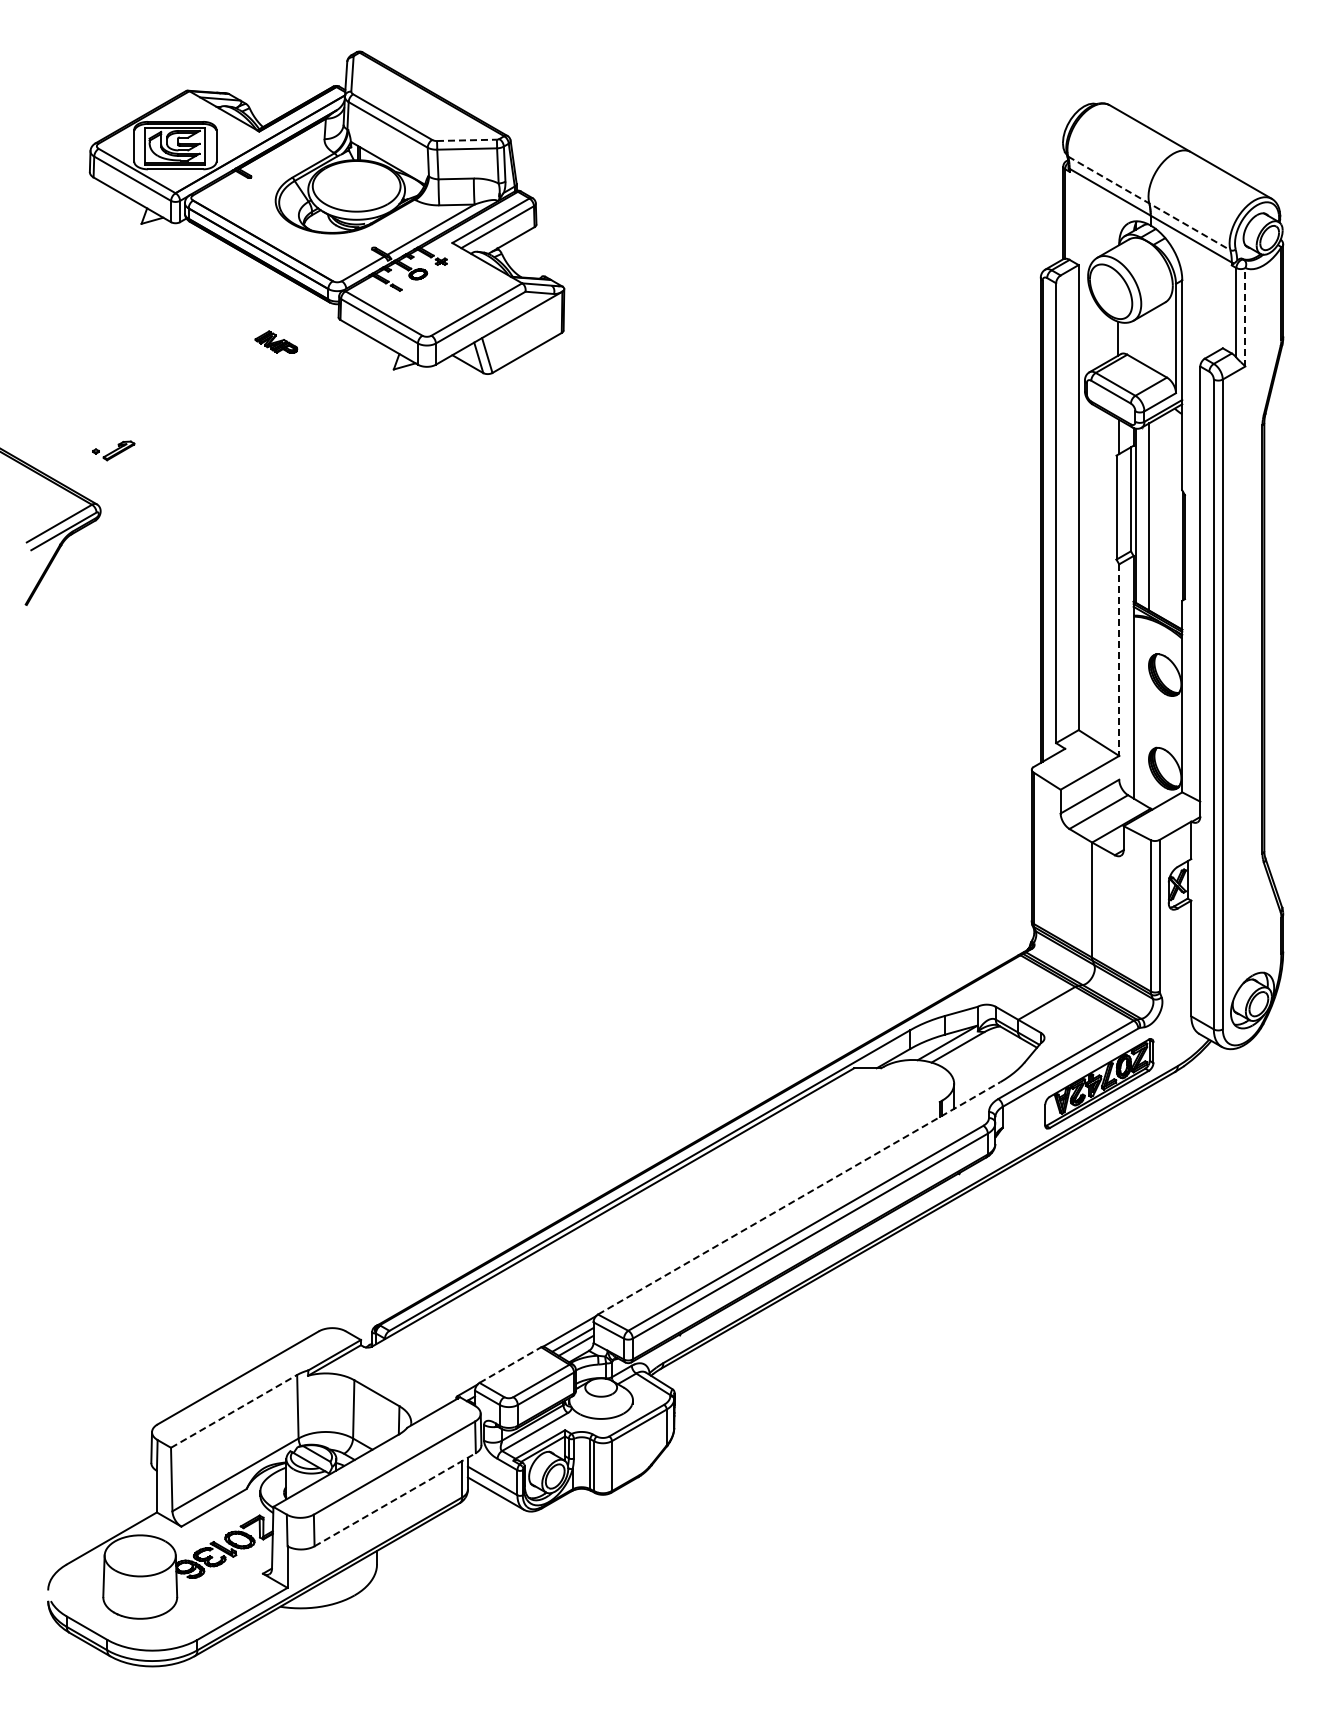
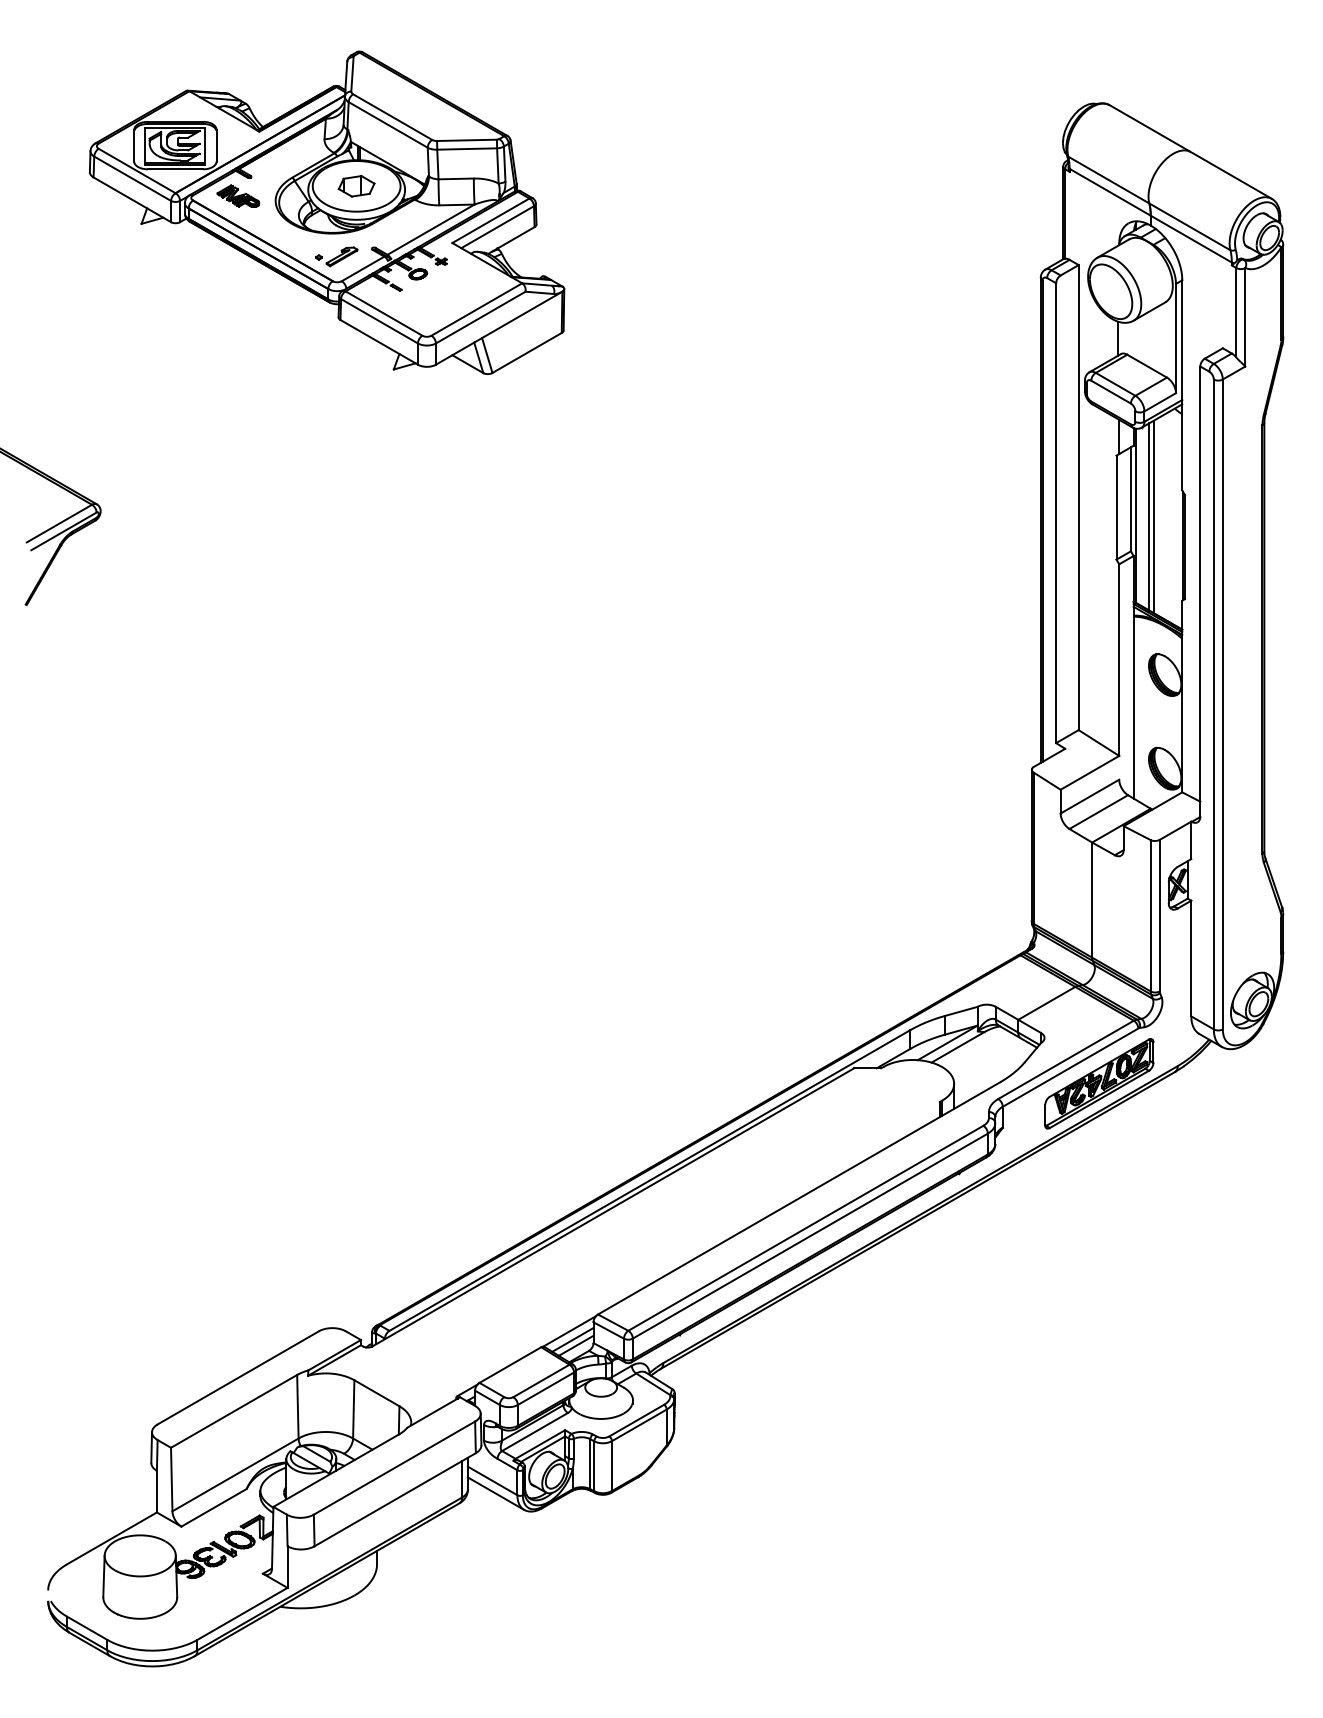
line: dashed -> solid (466, 140)
part: none -> present (356, 186)
line: dashed -> solid (1149, 203)
line: dashed -> solid (1245, 316)
part position: (276, 341) -> (238, 195) (238, 195)
part position: (113, 450) -> (336, 256) (336, 256)
line: none -> present (1153, 516)
line: dashed -> solid (1119, 660)
line: dashed -> solid (799, 1198)
line: dashed -> solid (510, 1365)
line: dashed -> solid (234, 1411)
line: dashed -> solid (395, 1499)
